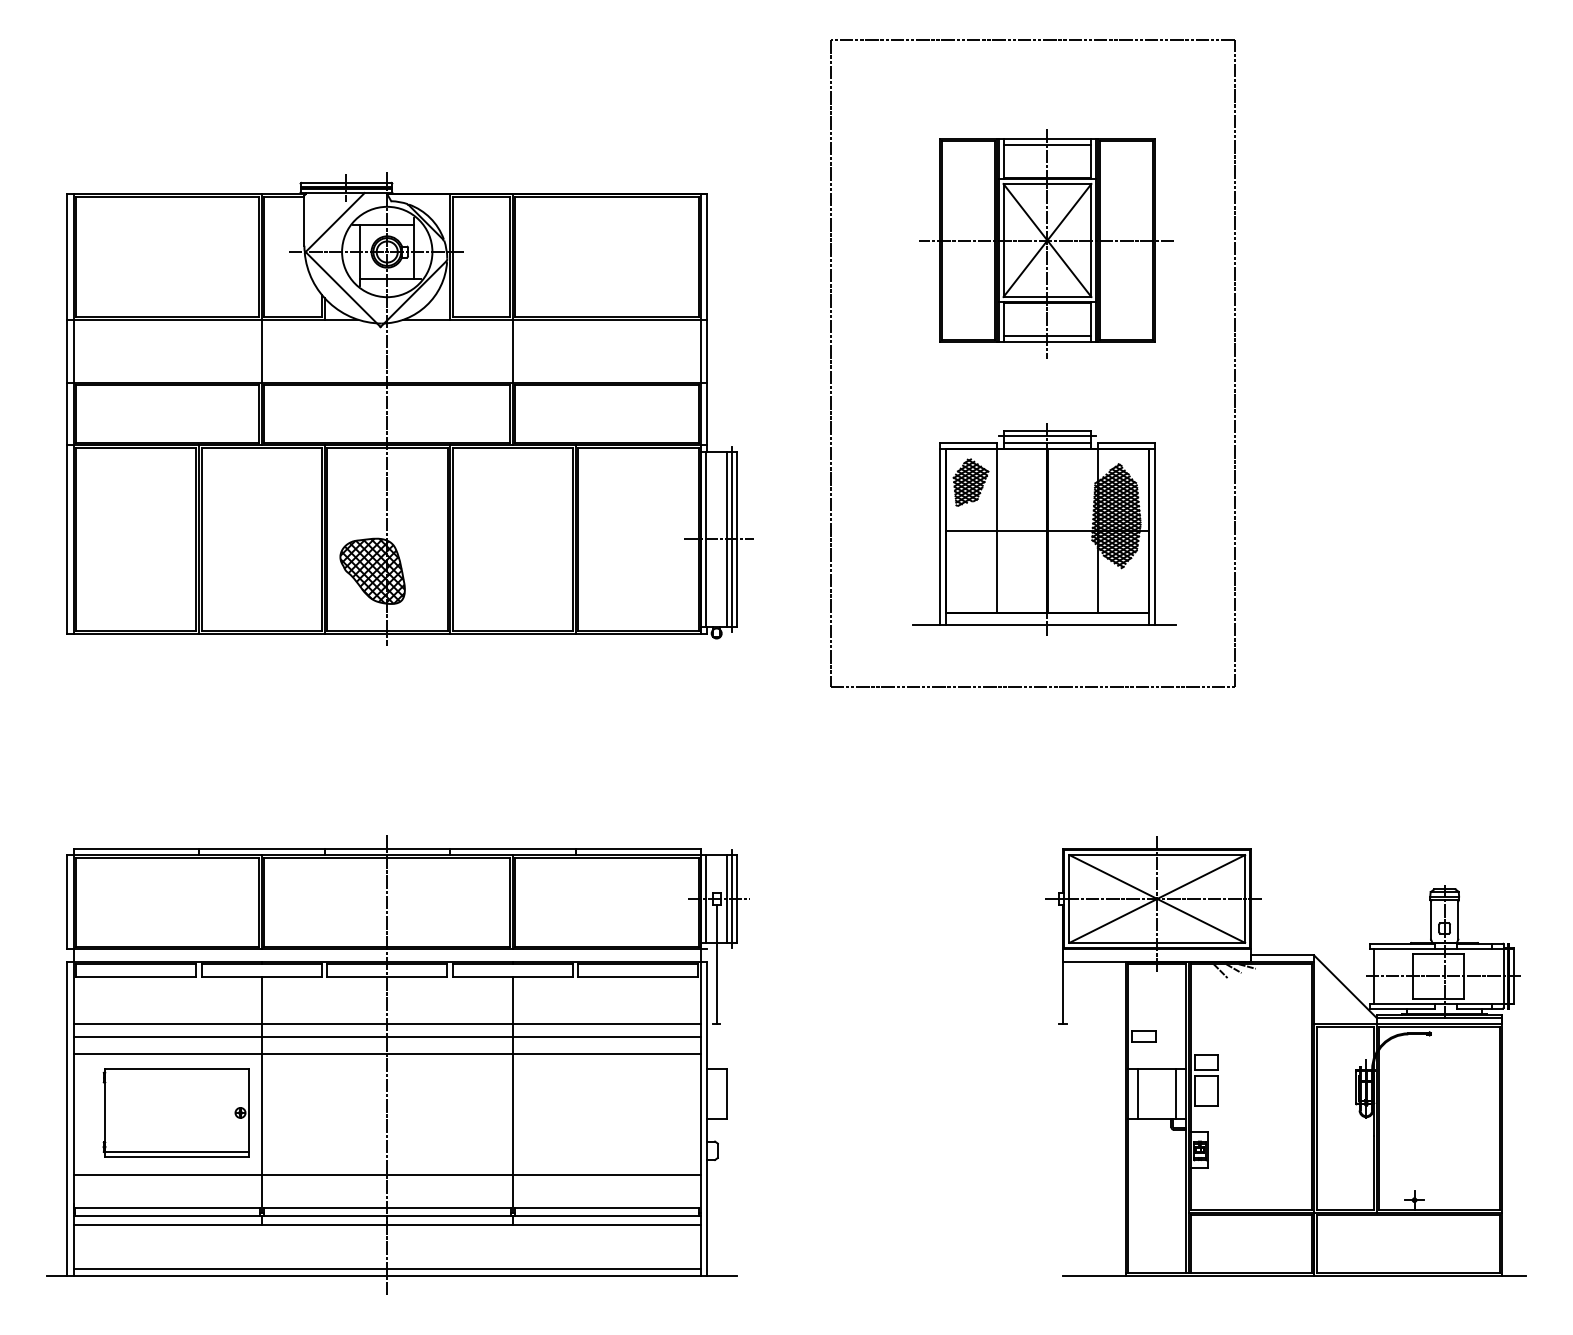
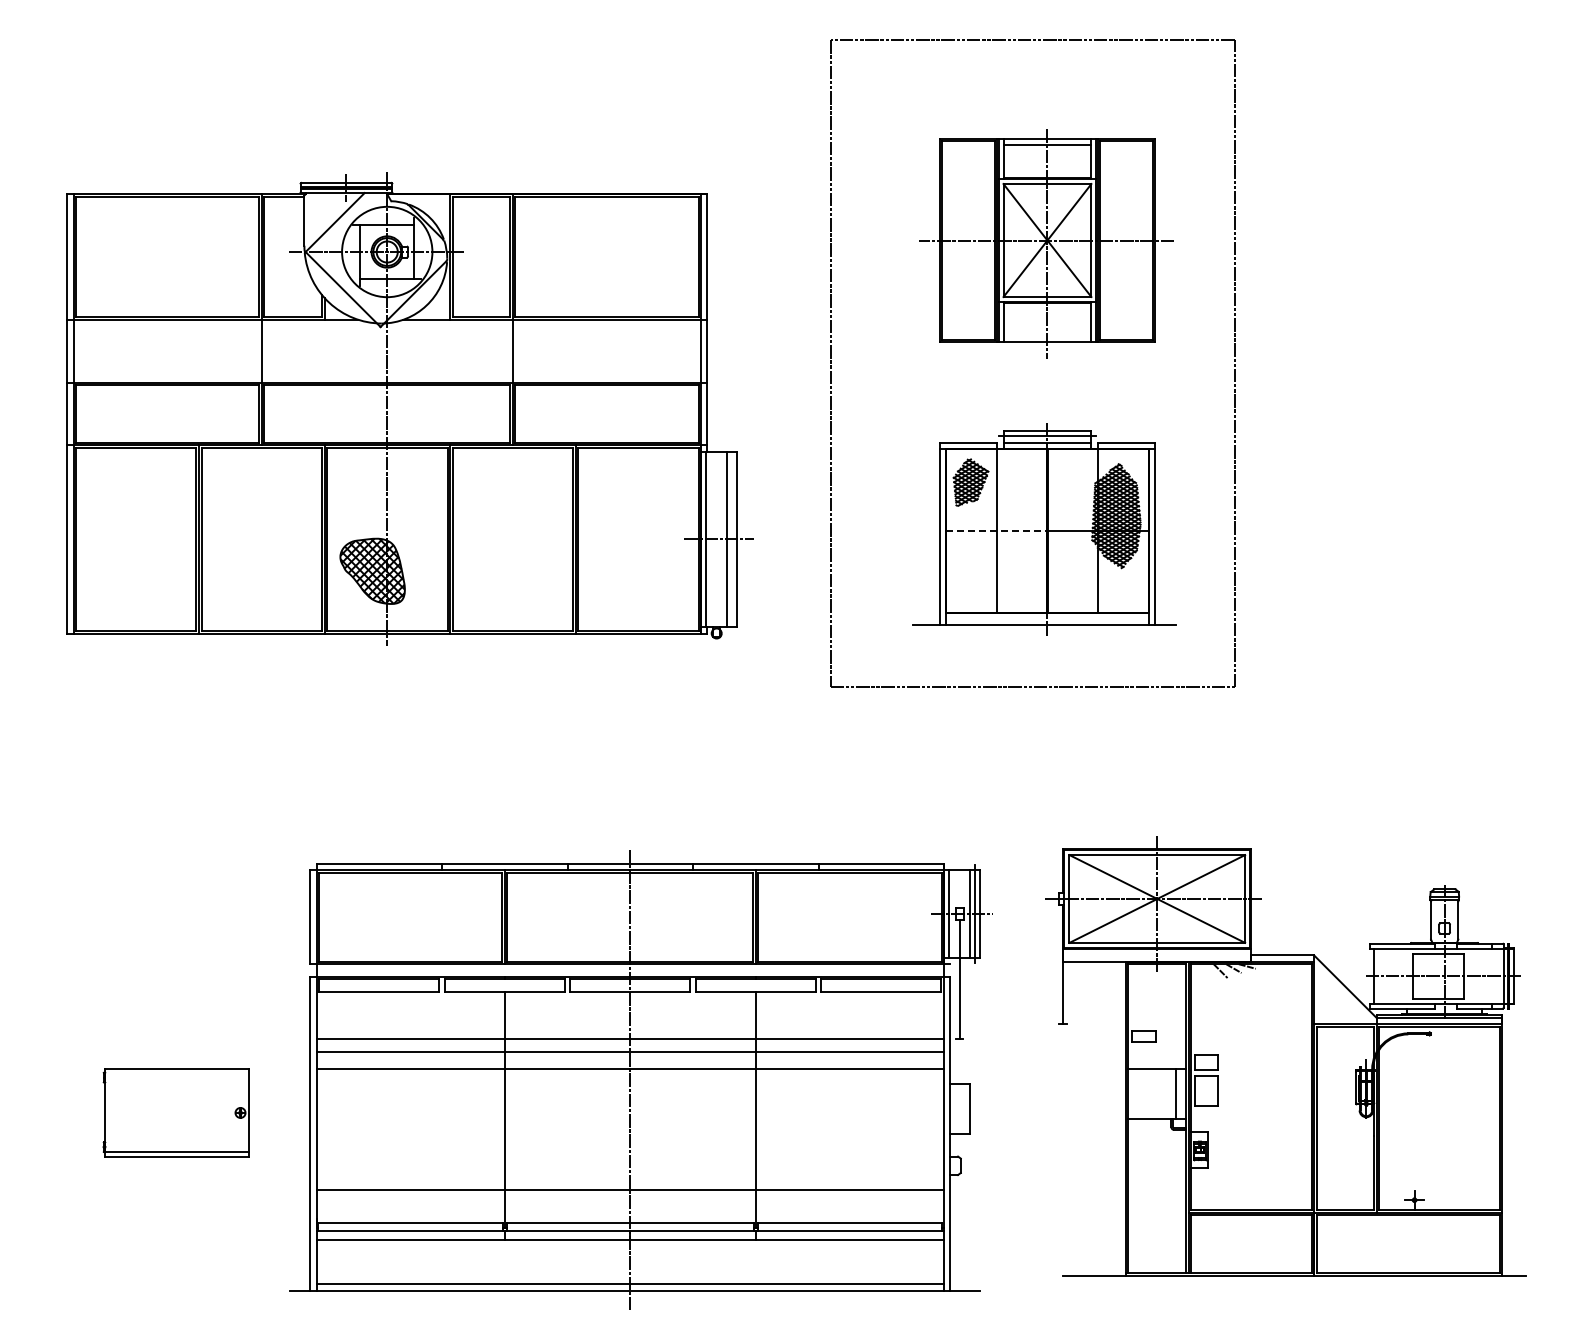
line: present -> none (1047, 335)
line: solid -> dashed (997, 531)
line: present -> none (732, 539)
part position: (397, 1064) -> (640, 1079) (640, 1079)
line: present -> none (1138, 1093)
